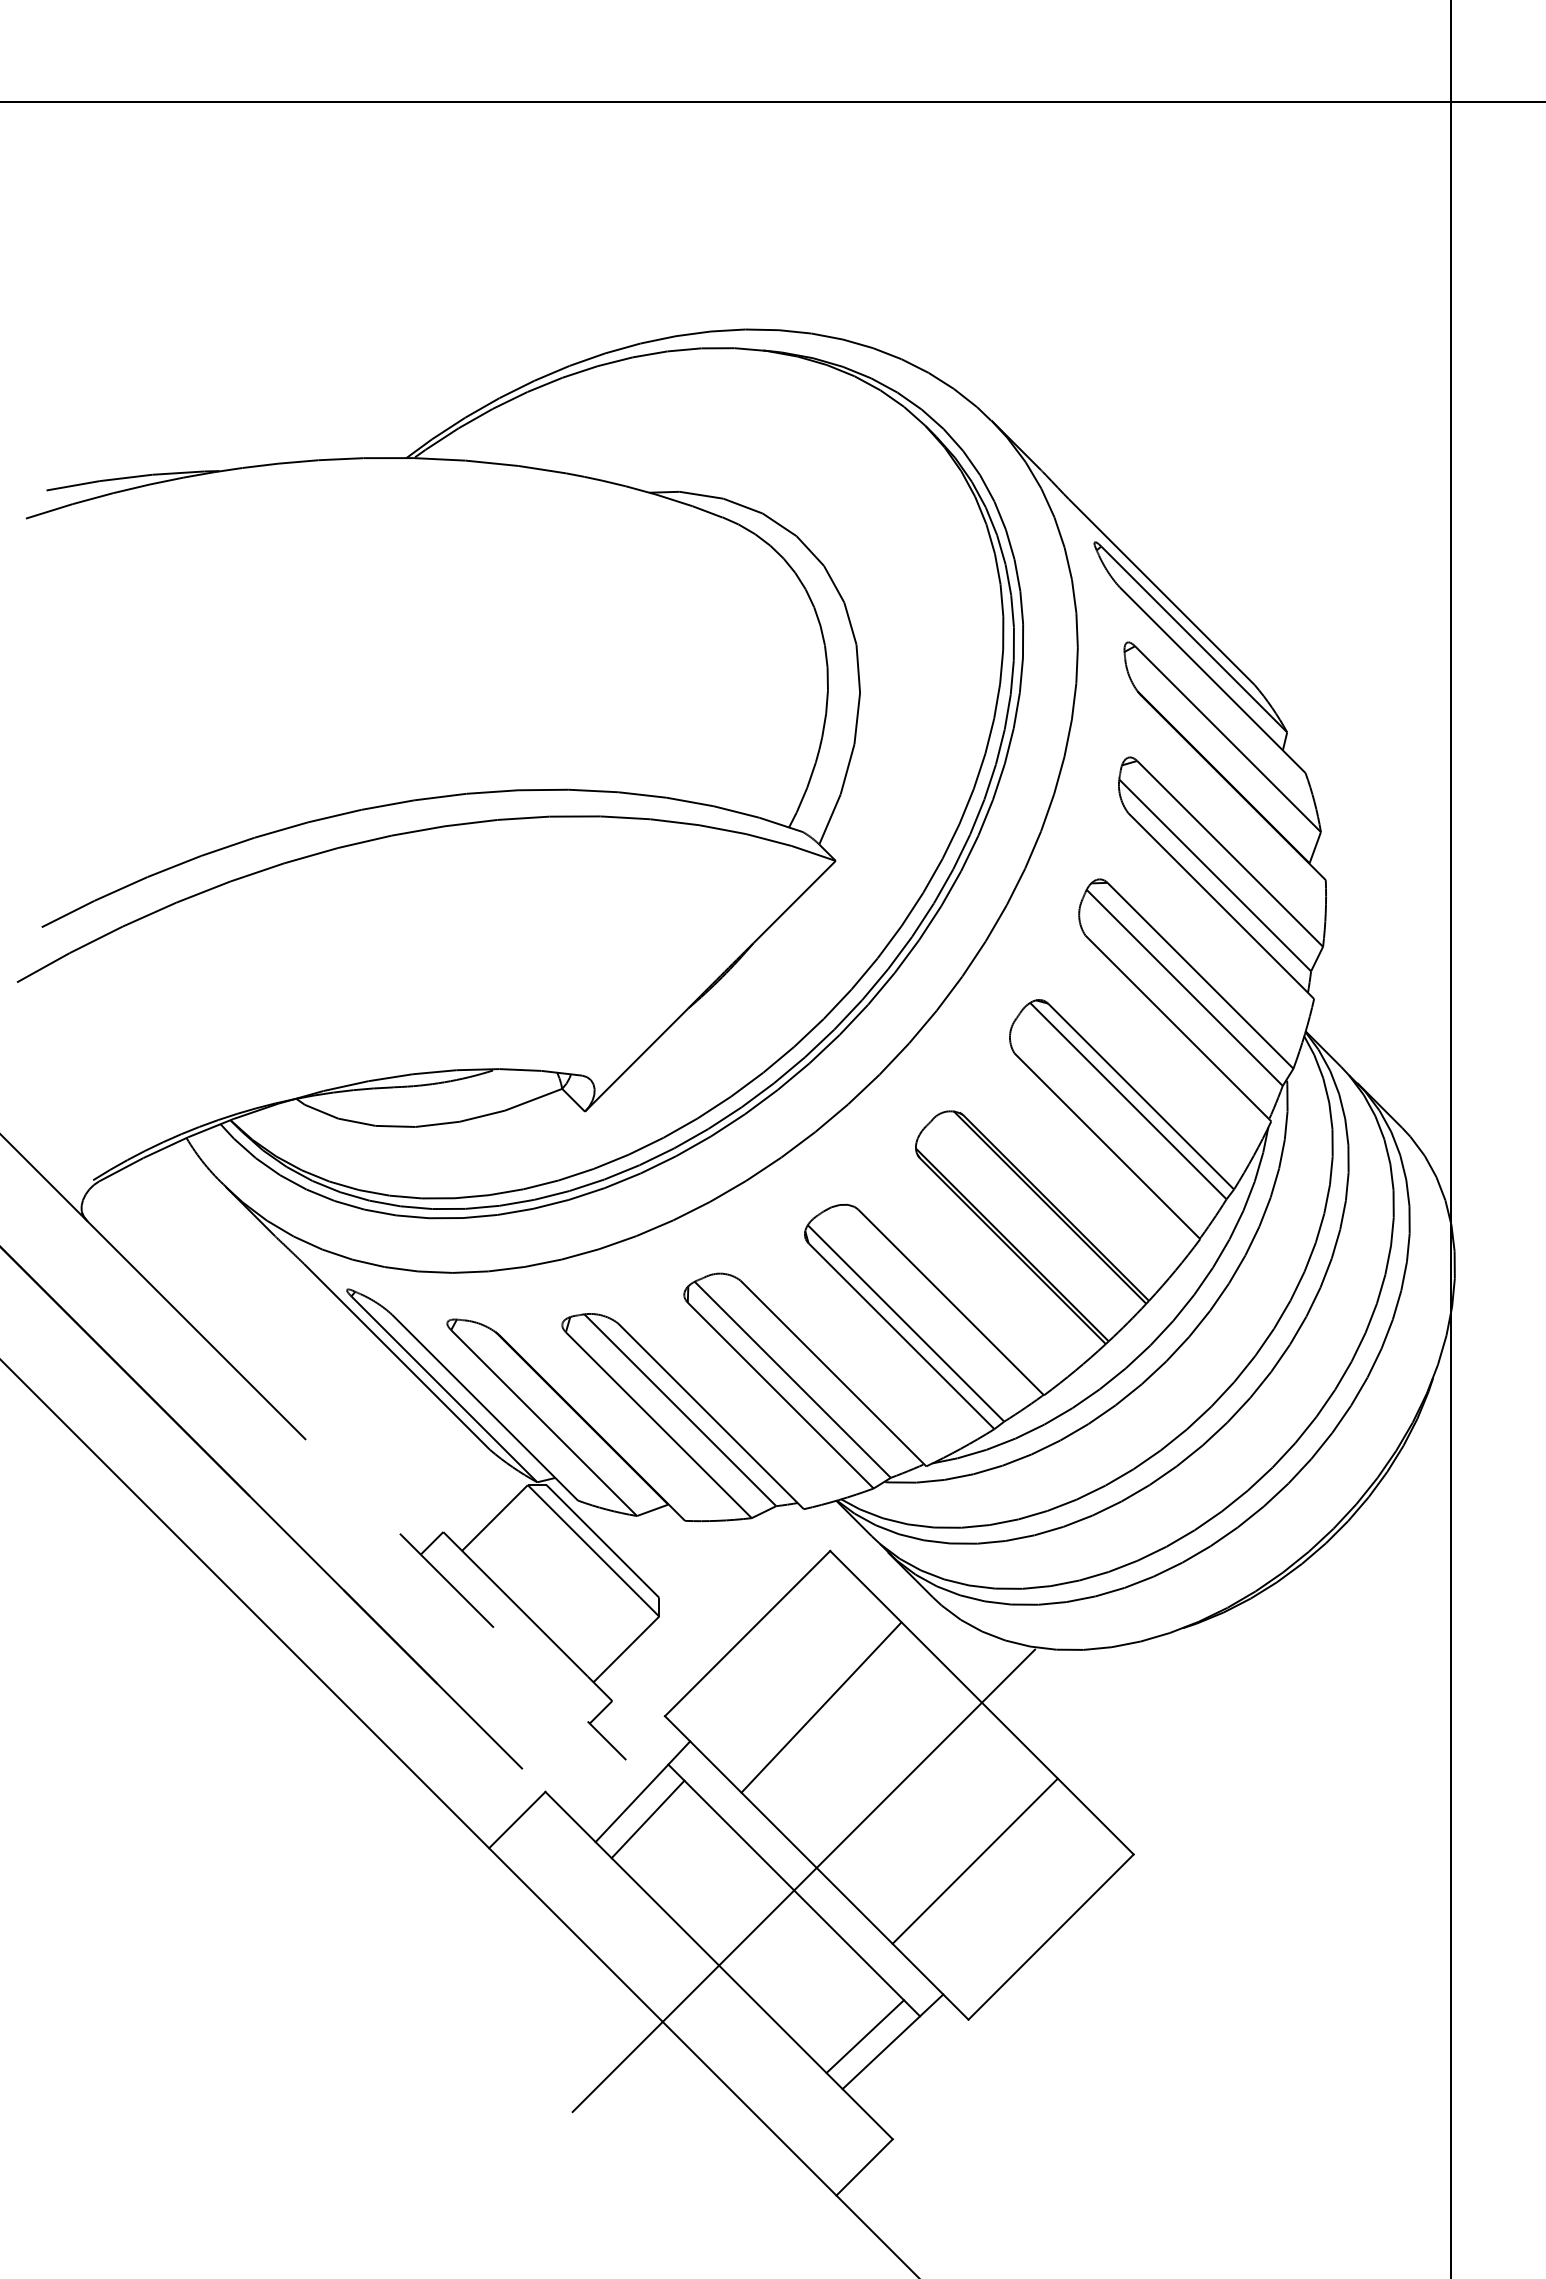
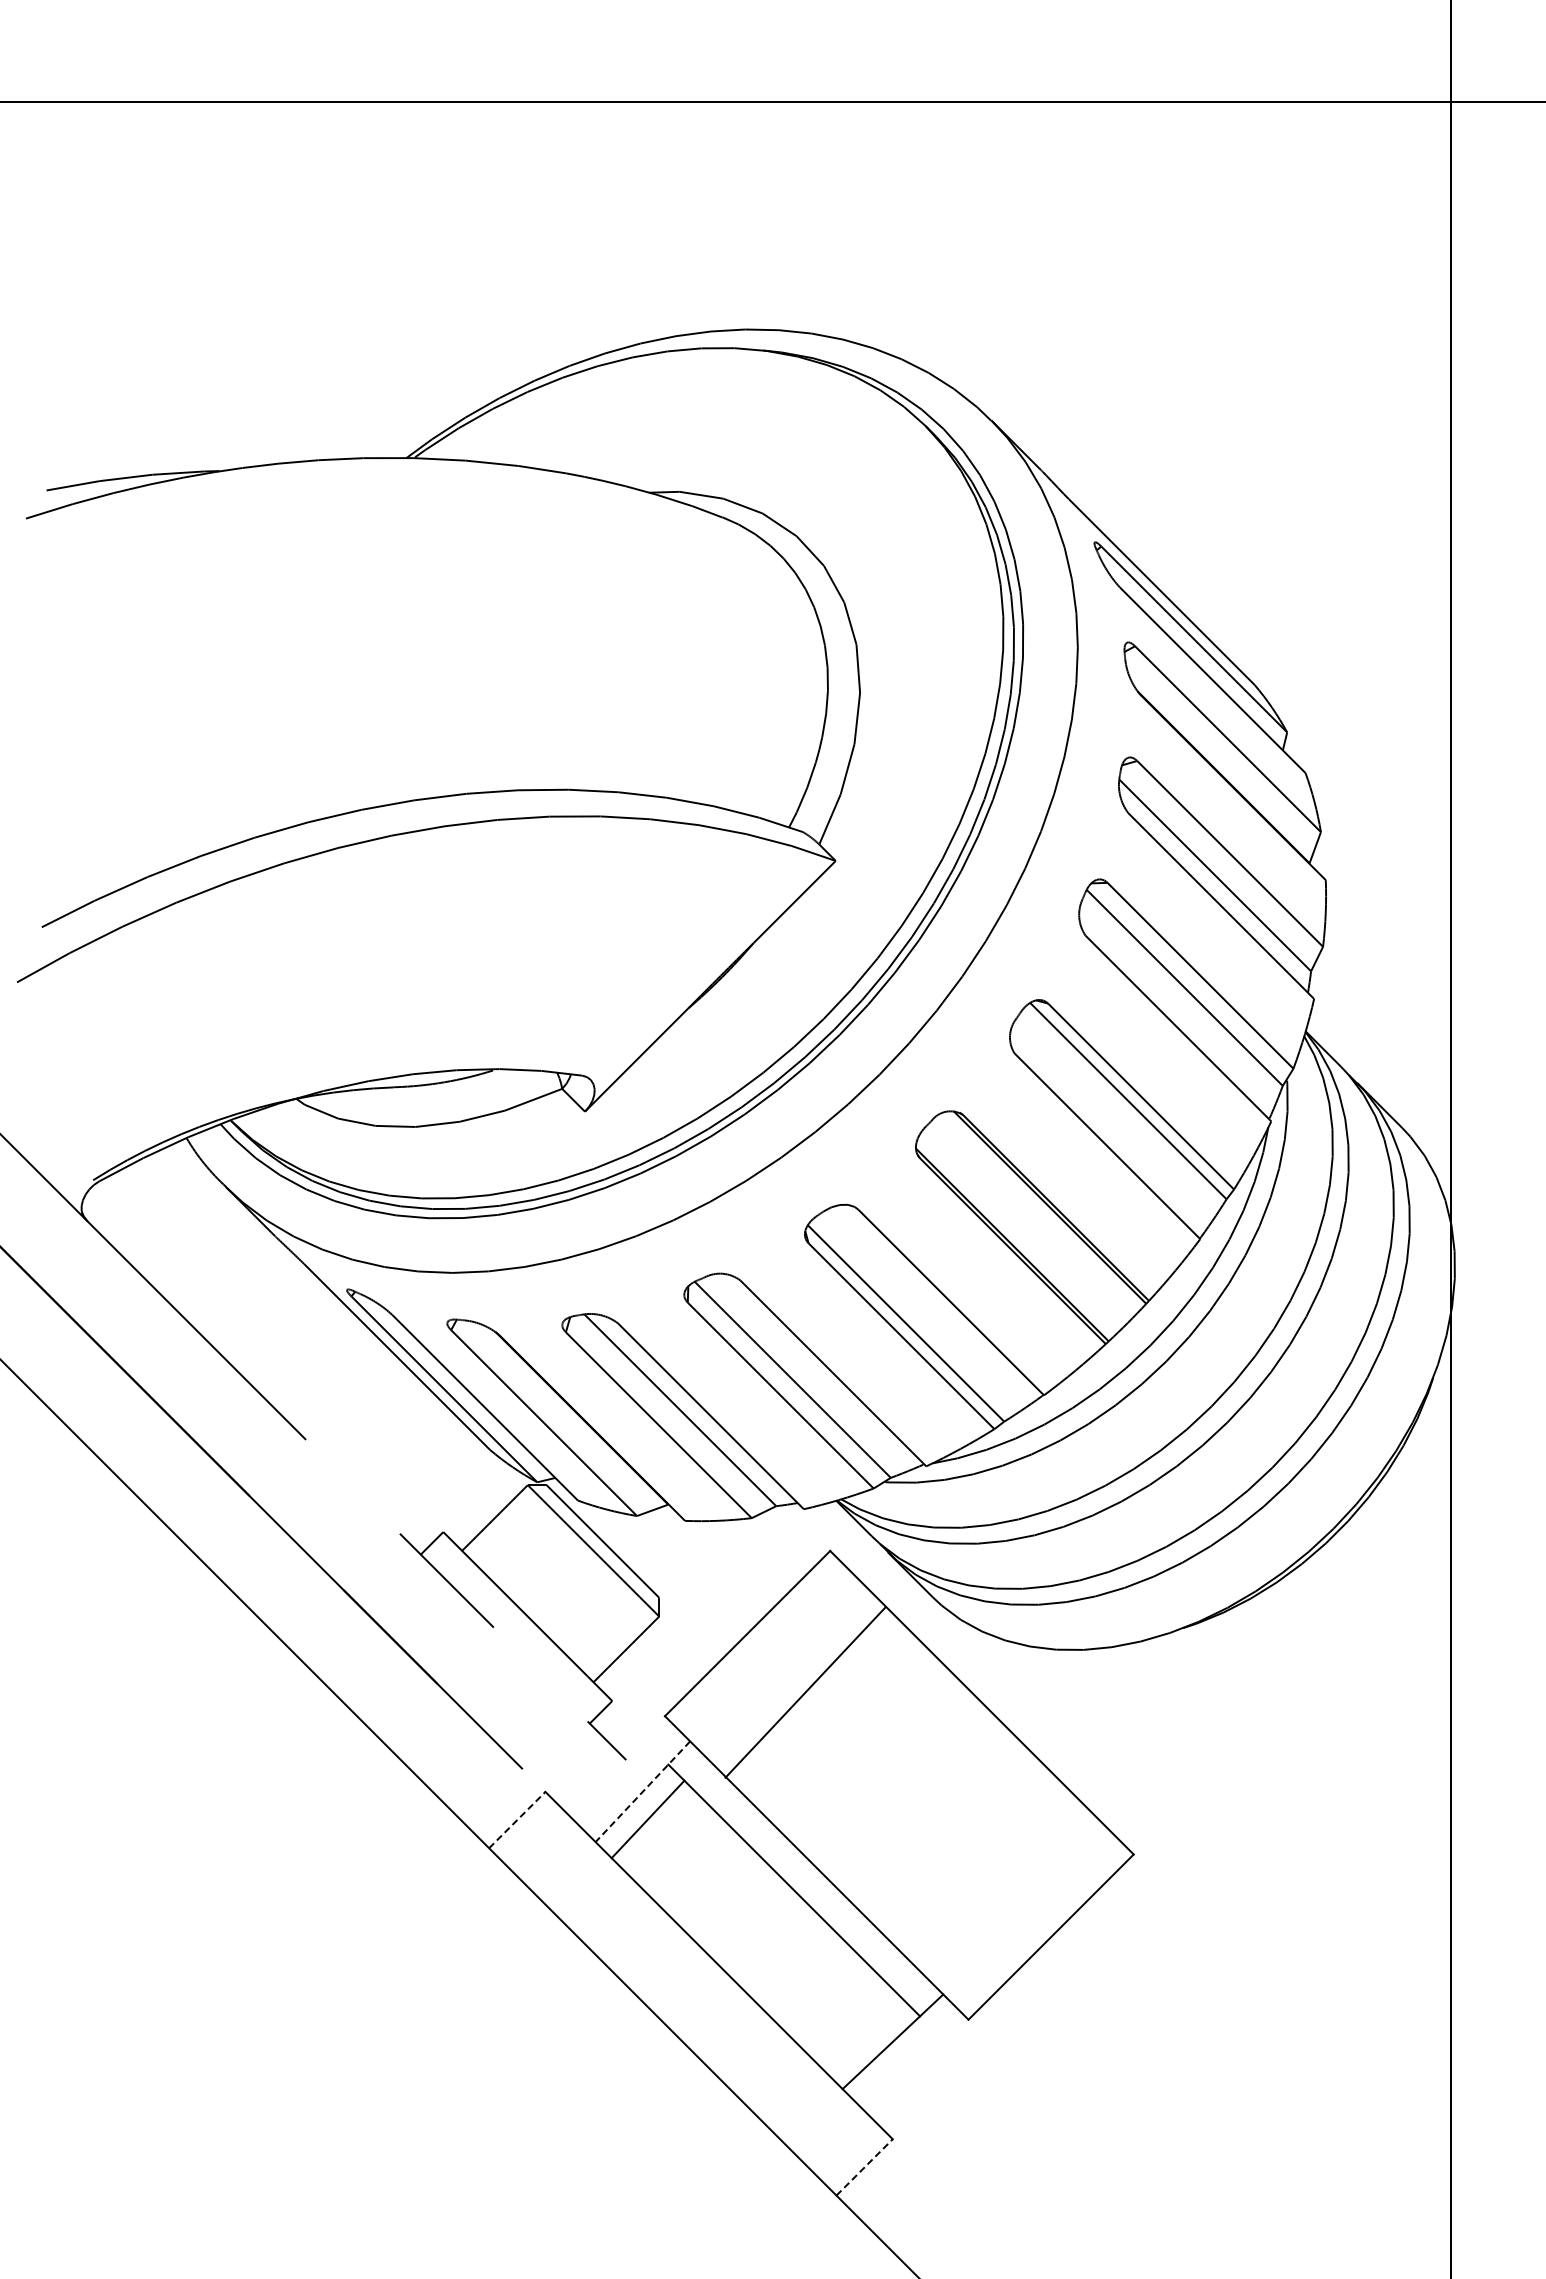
line position: (821, 1707) -> (805, 1692) (805, 1692)
line: solid -> dashed (642, 1792)
line: solid -> dashed (517, 1820)
line: present -> none (974, 1860)
line: present -> none (803, 1880)
line: present -> none (865, 2036)
line: solid -> dashed (864, 2167)
